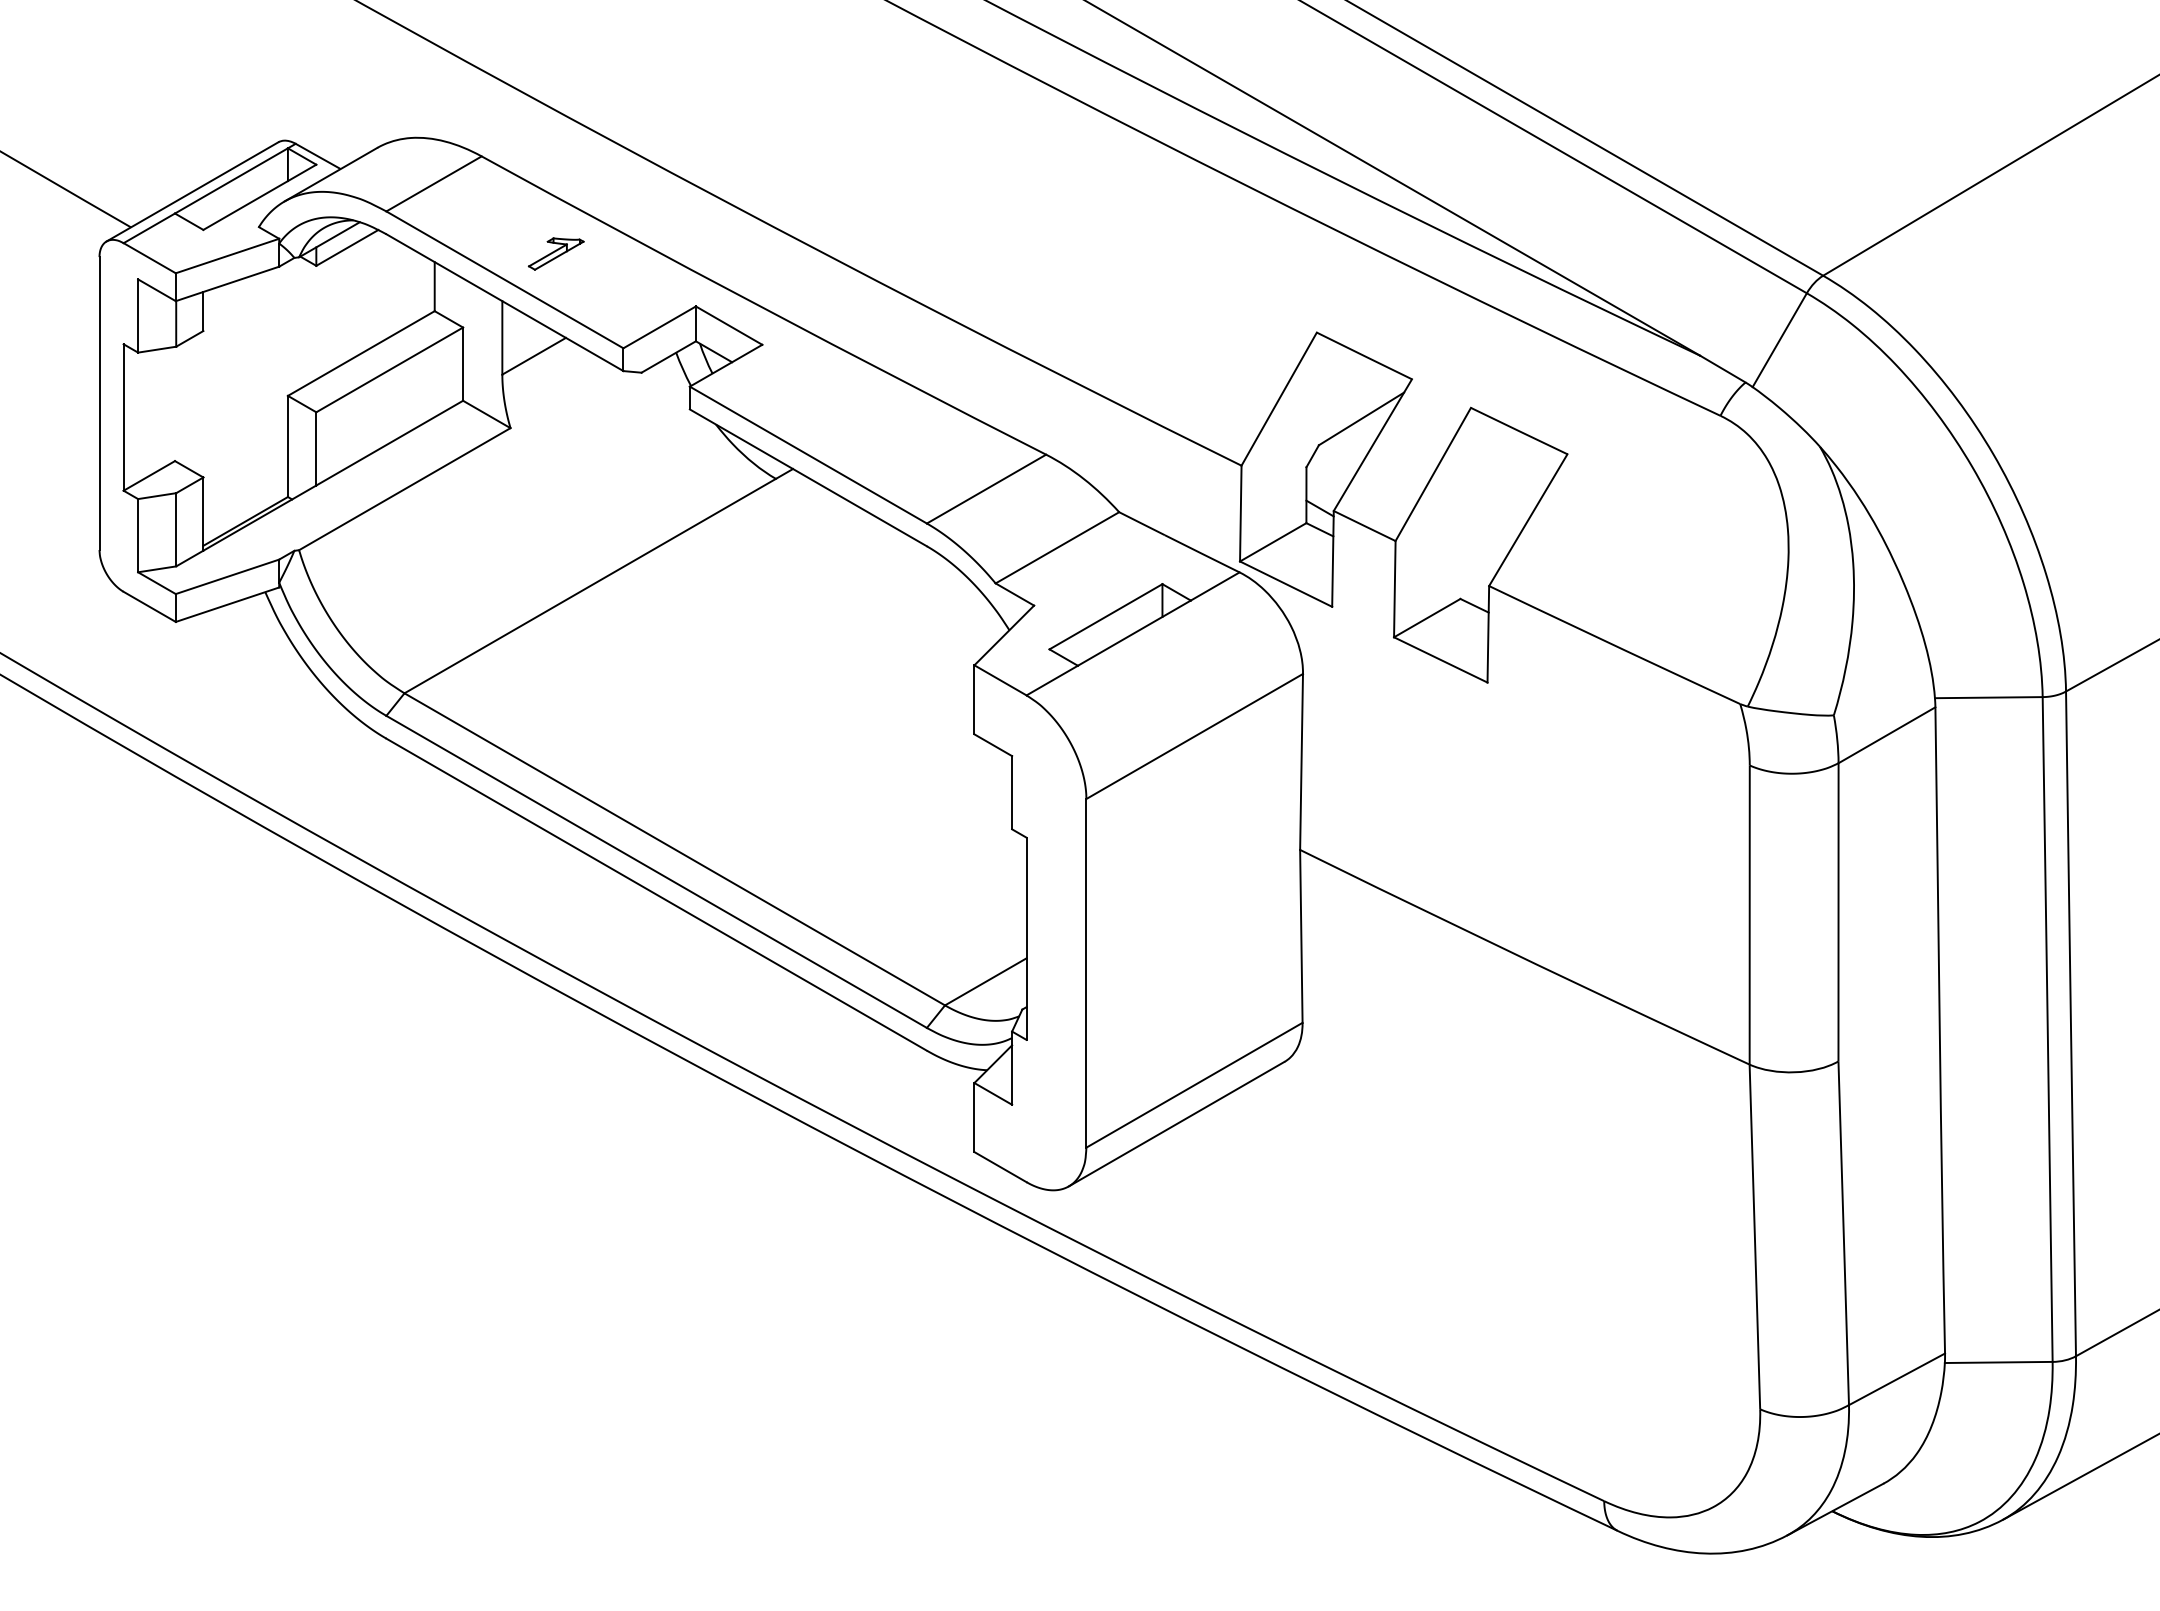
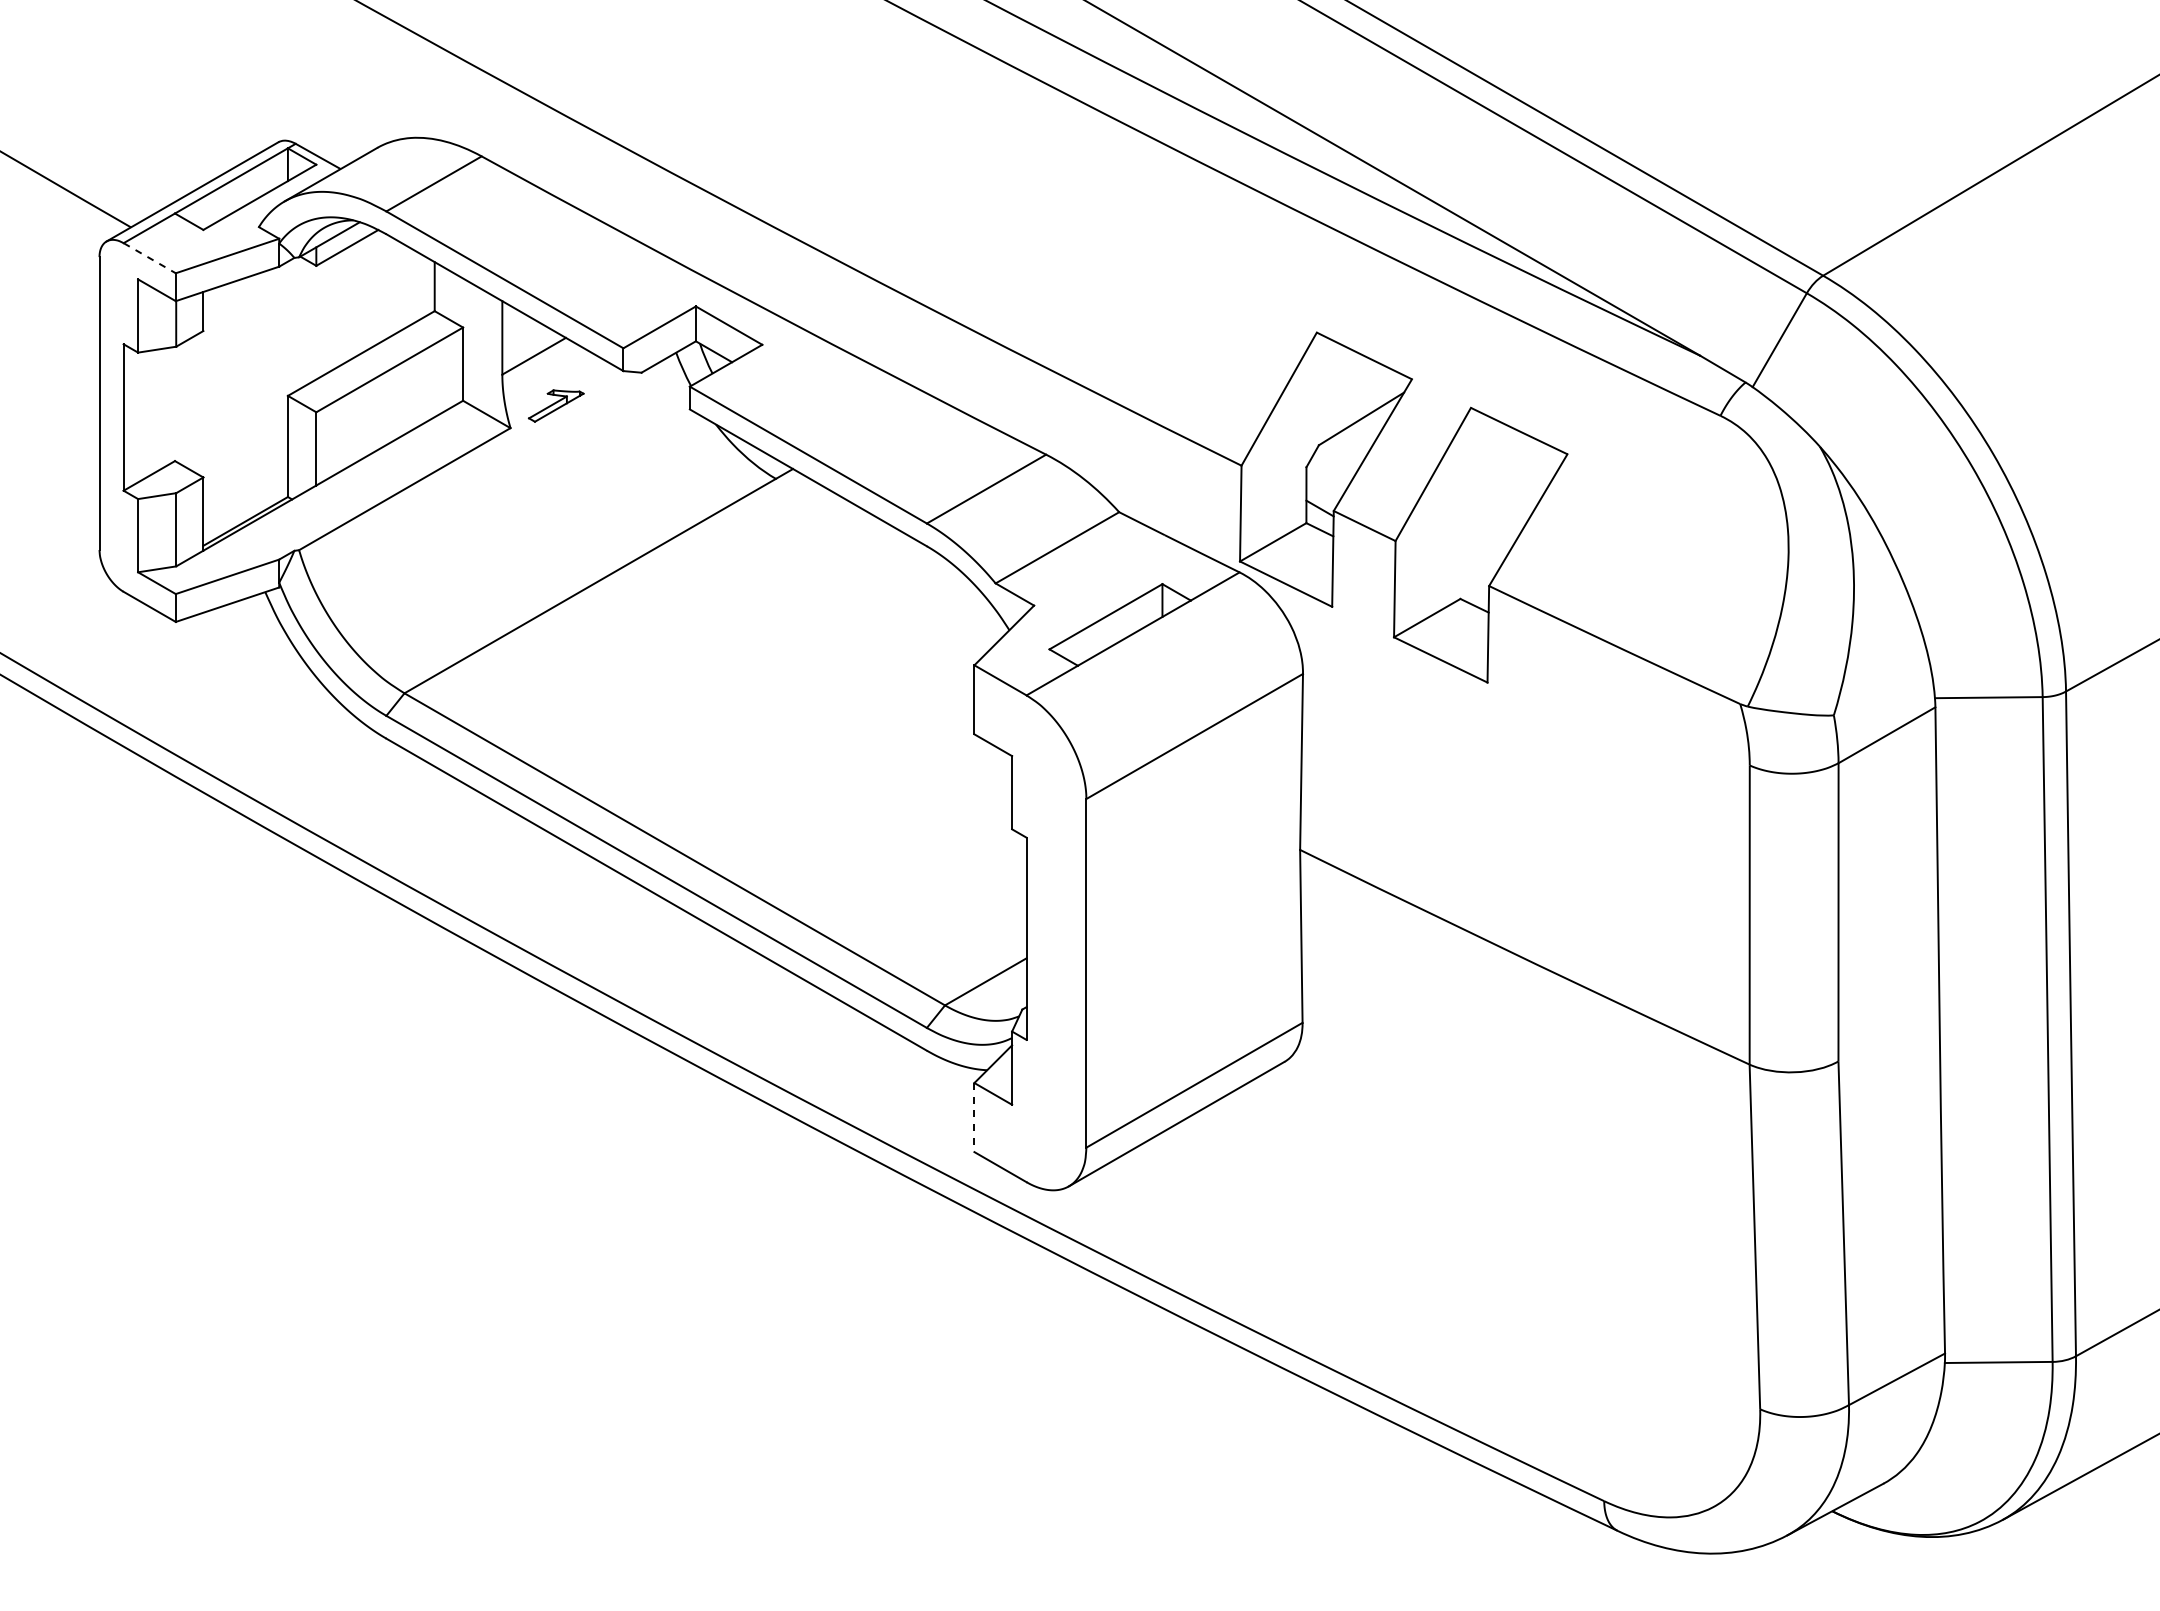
part position: (555, 253) -> (555, 405) (555, 405)
line: solid -> dashed (150, 258)
line: solid -> dashed (974, 1117)
